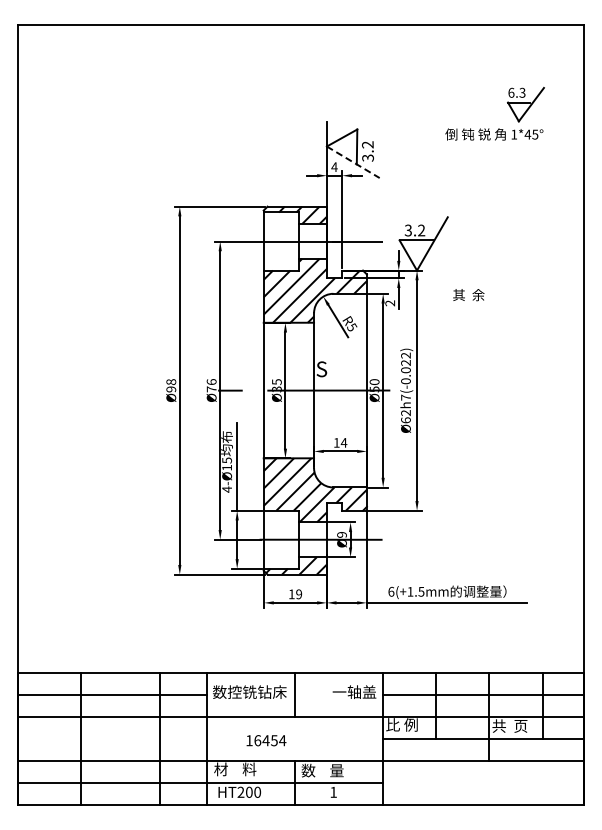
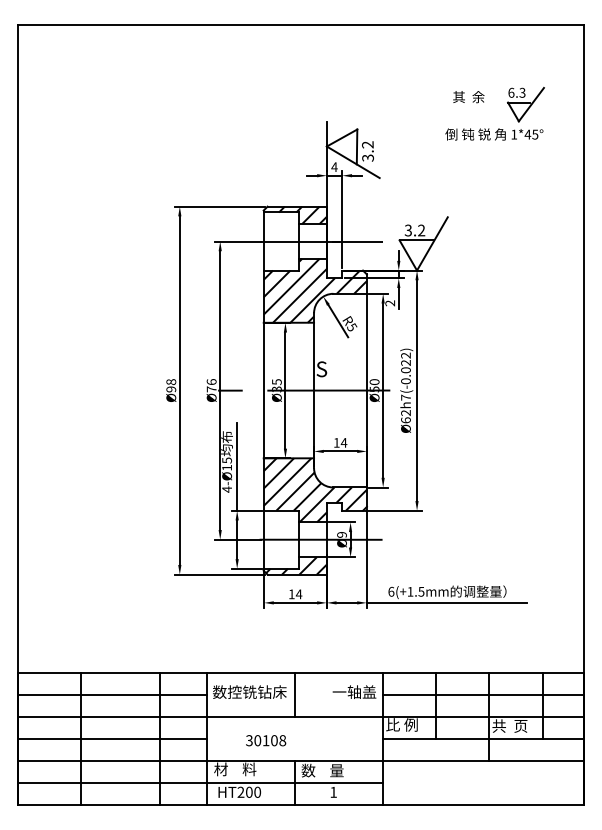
line: dashed -> solid (353, 162)
text position: (468, 295) -> (468, 97) (468, 97)
text: 19 -> 14 (298, 594)
line: none -> present (112, 739)
text: 16454 -> 30108 (266, 740)
